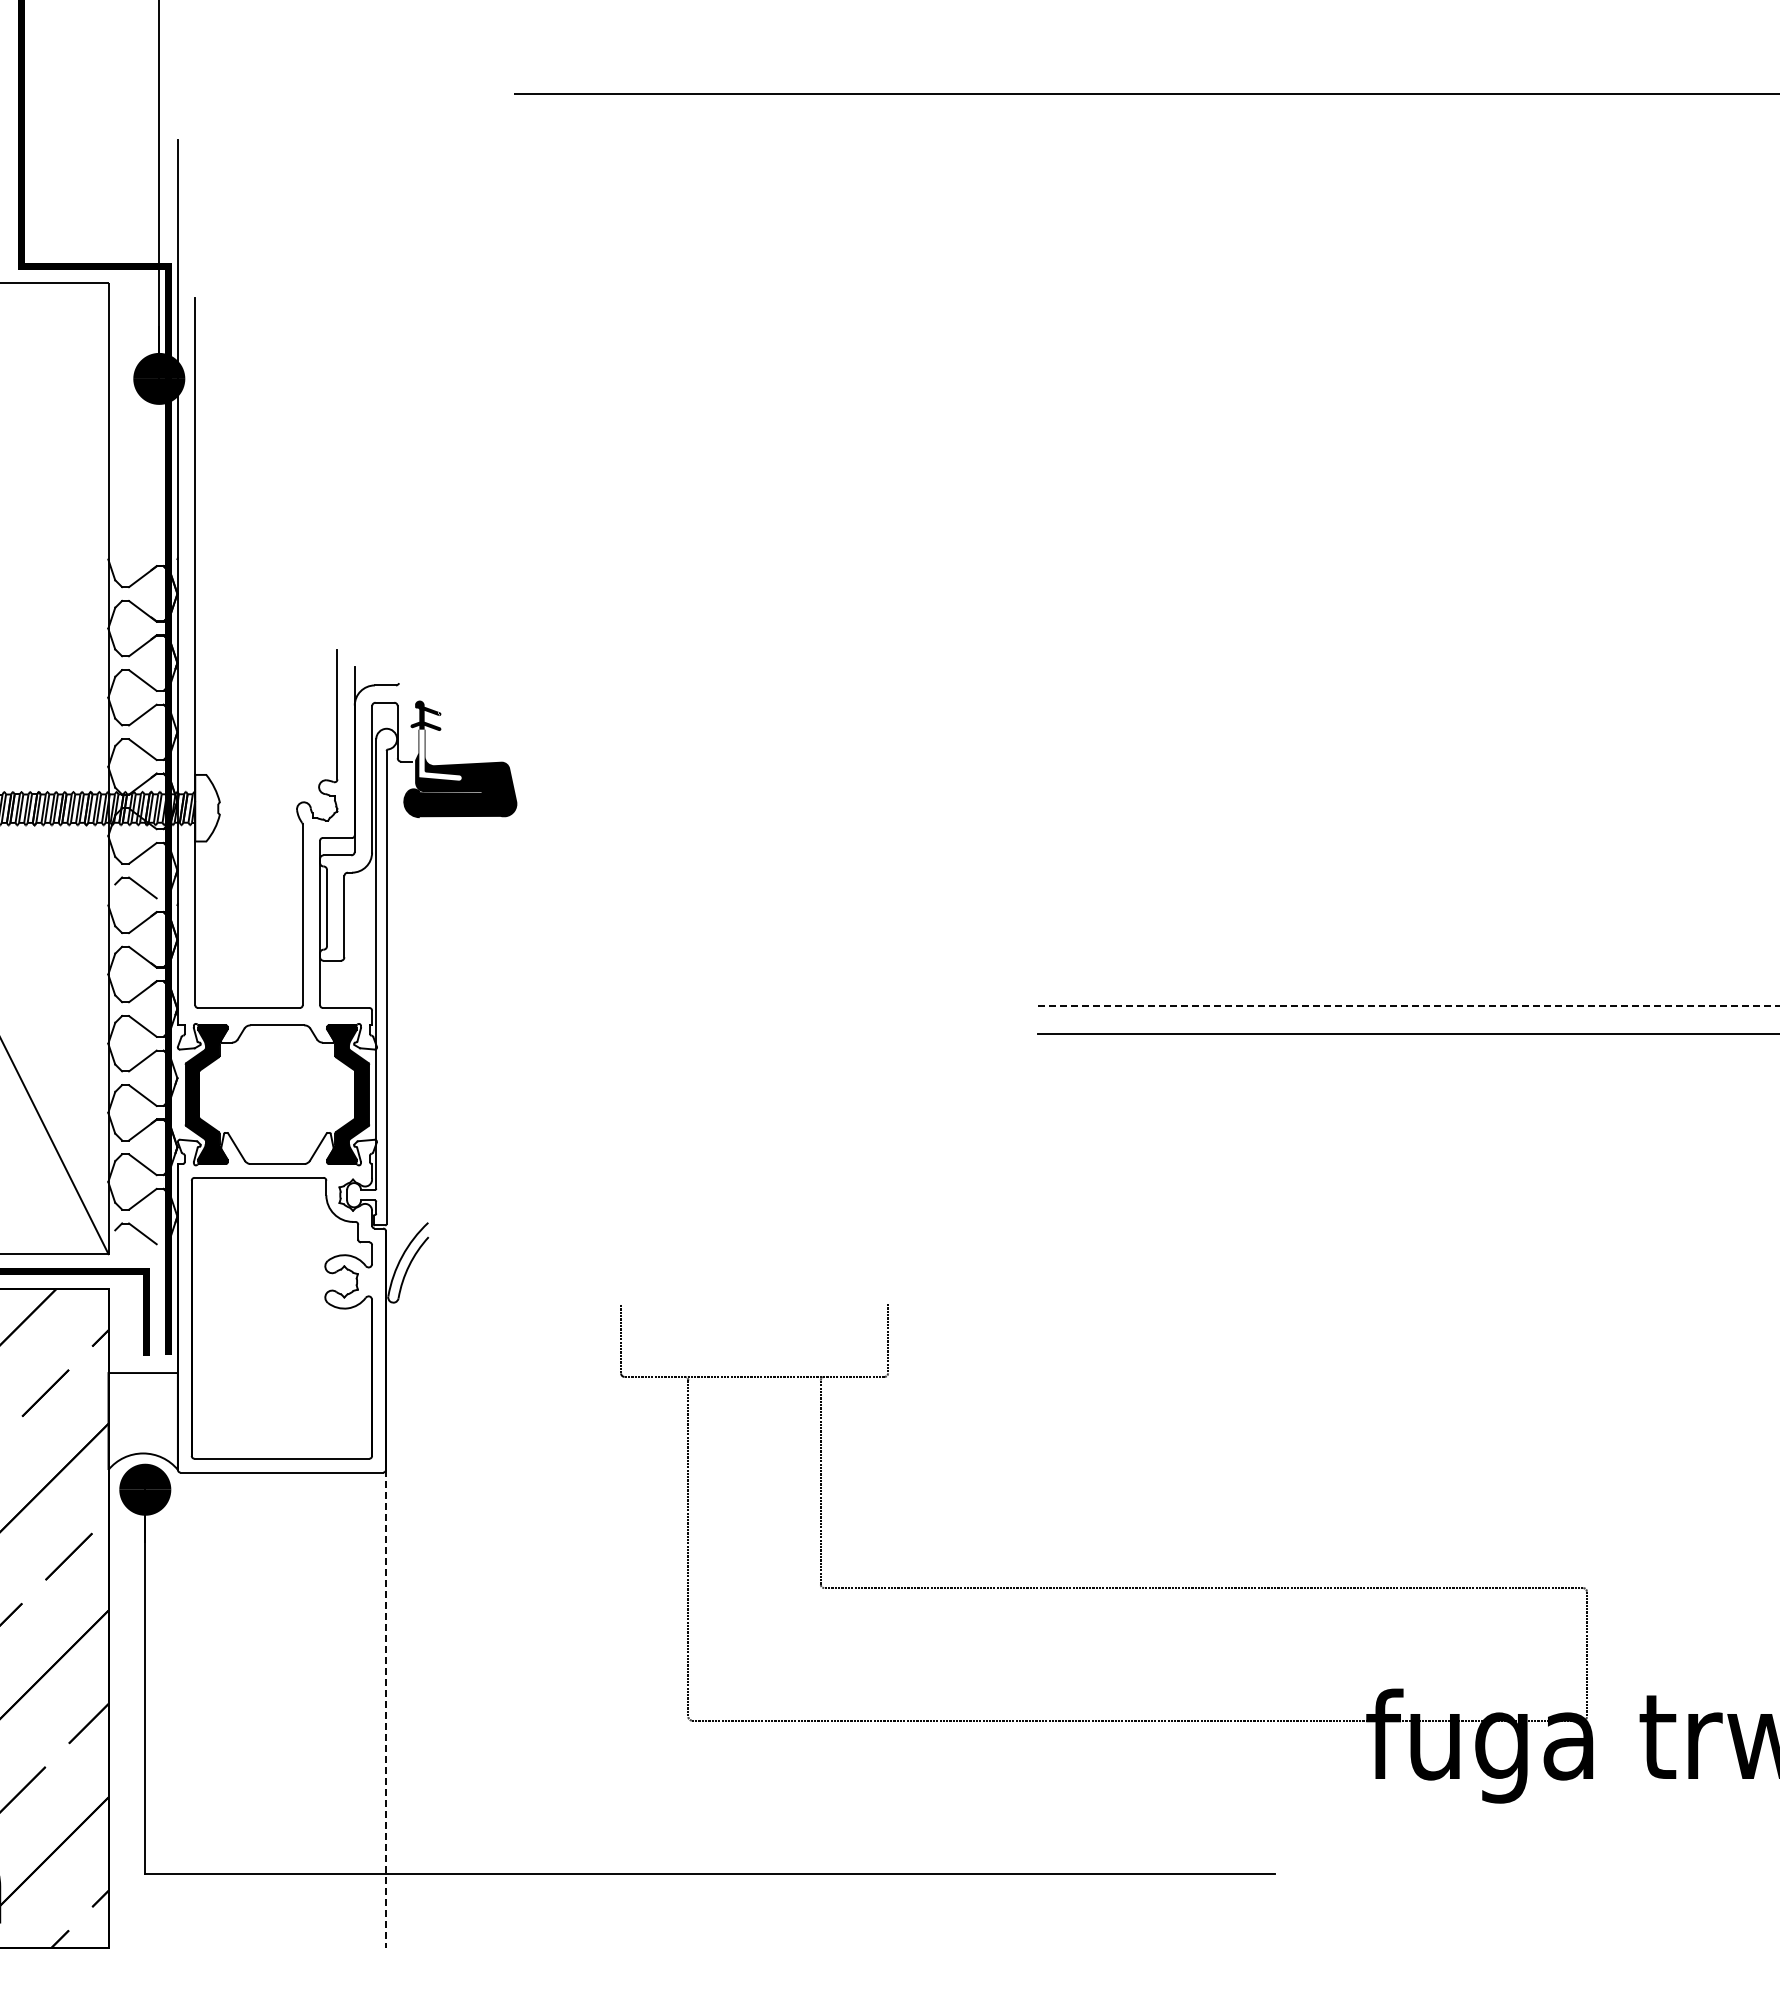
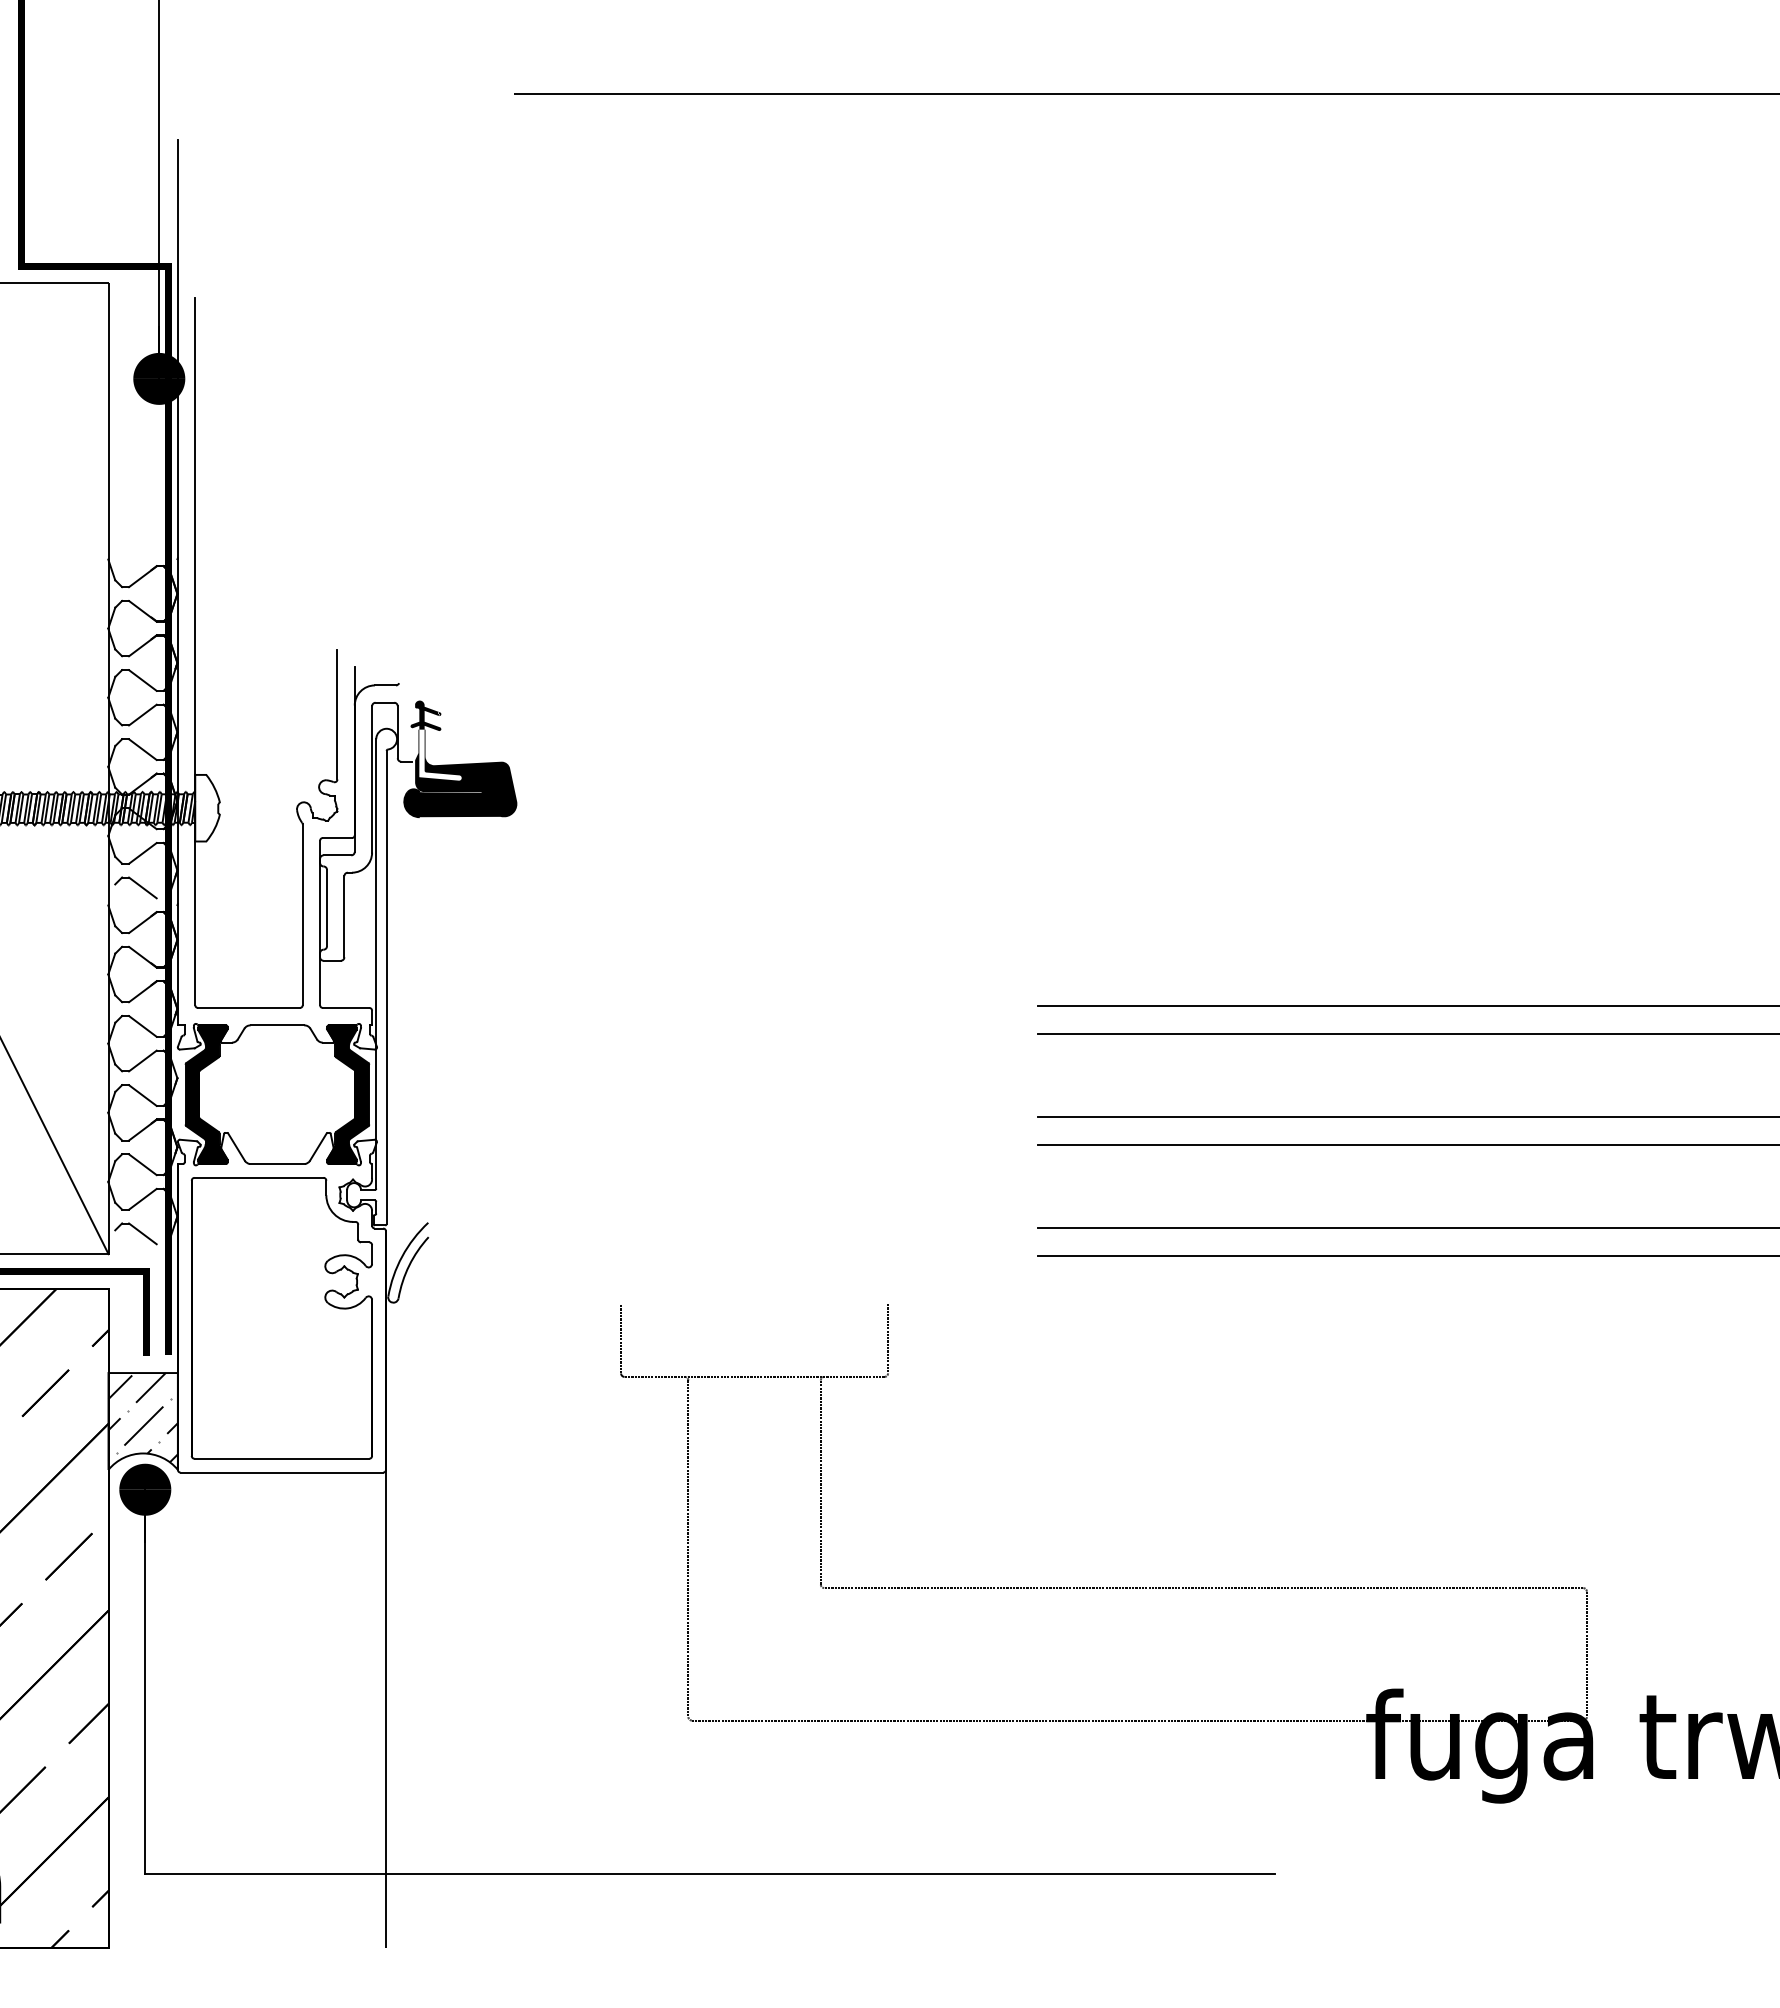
line: dashed -> solid (1408, 1006)
line: none -> present (1406, 1117)
line: none -> present (1406, 1144)
line: none -> present (1406, 1228)
line: none -> present (1406, 1255)
hatch: none -> present (142, 1417)
line: dashed -> solid (385, 1708)
